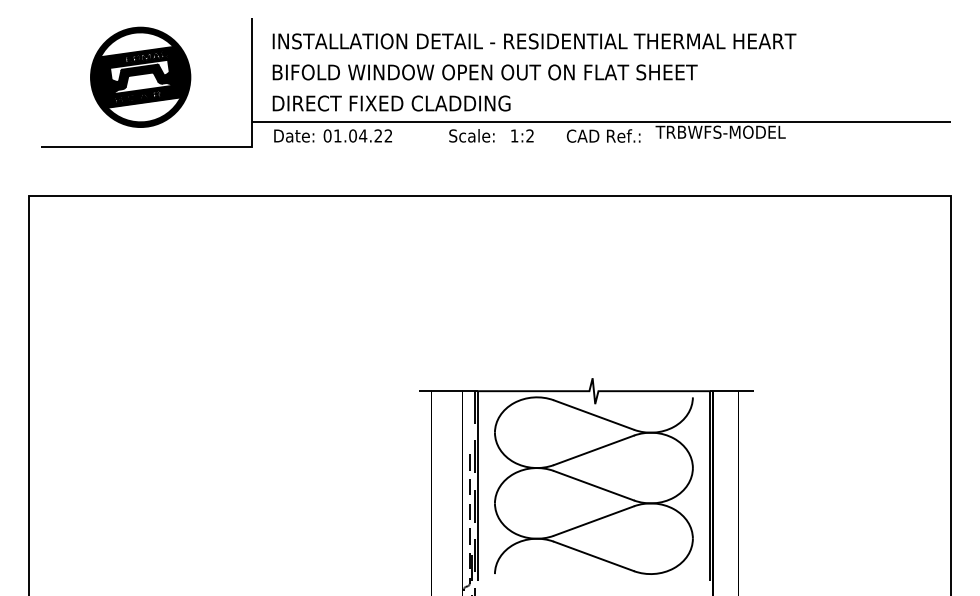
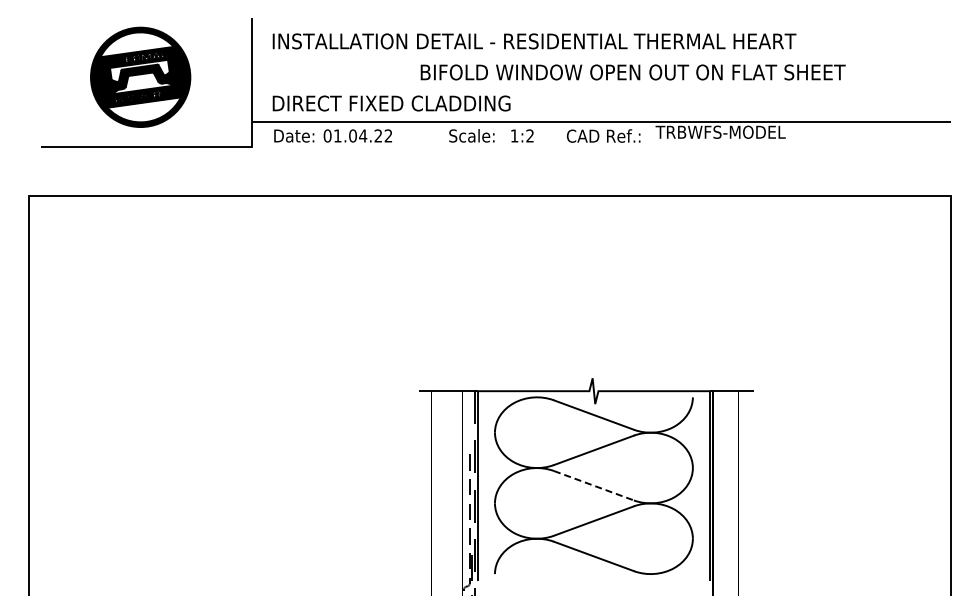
text position: (484, 72) -> (632, 72) (632, 72)
line: solid -> dashed (593, 485)
